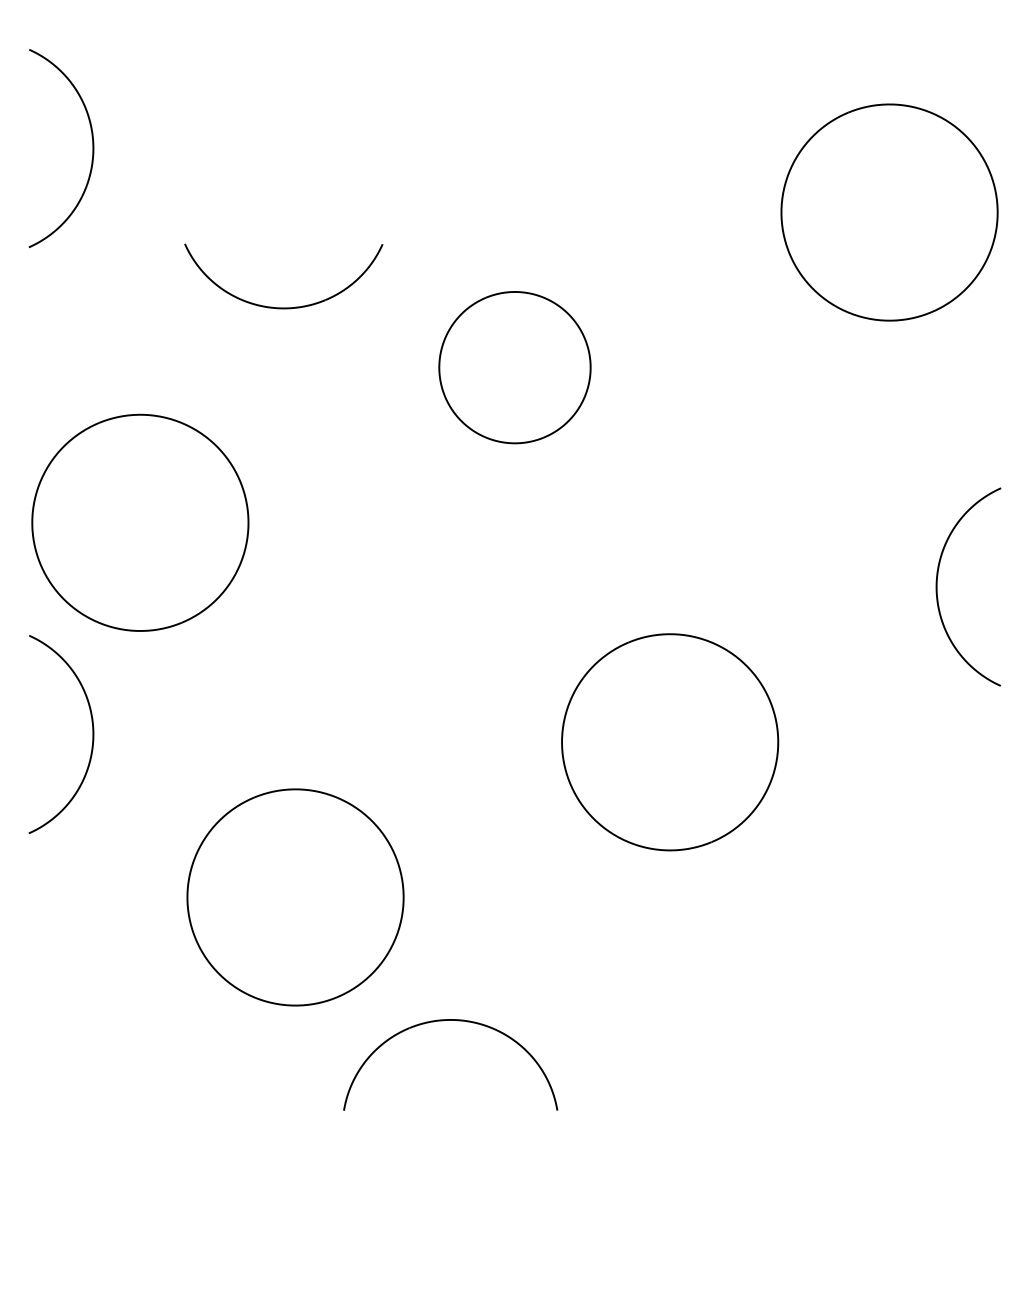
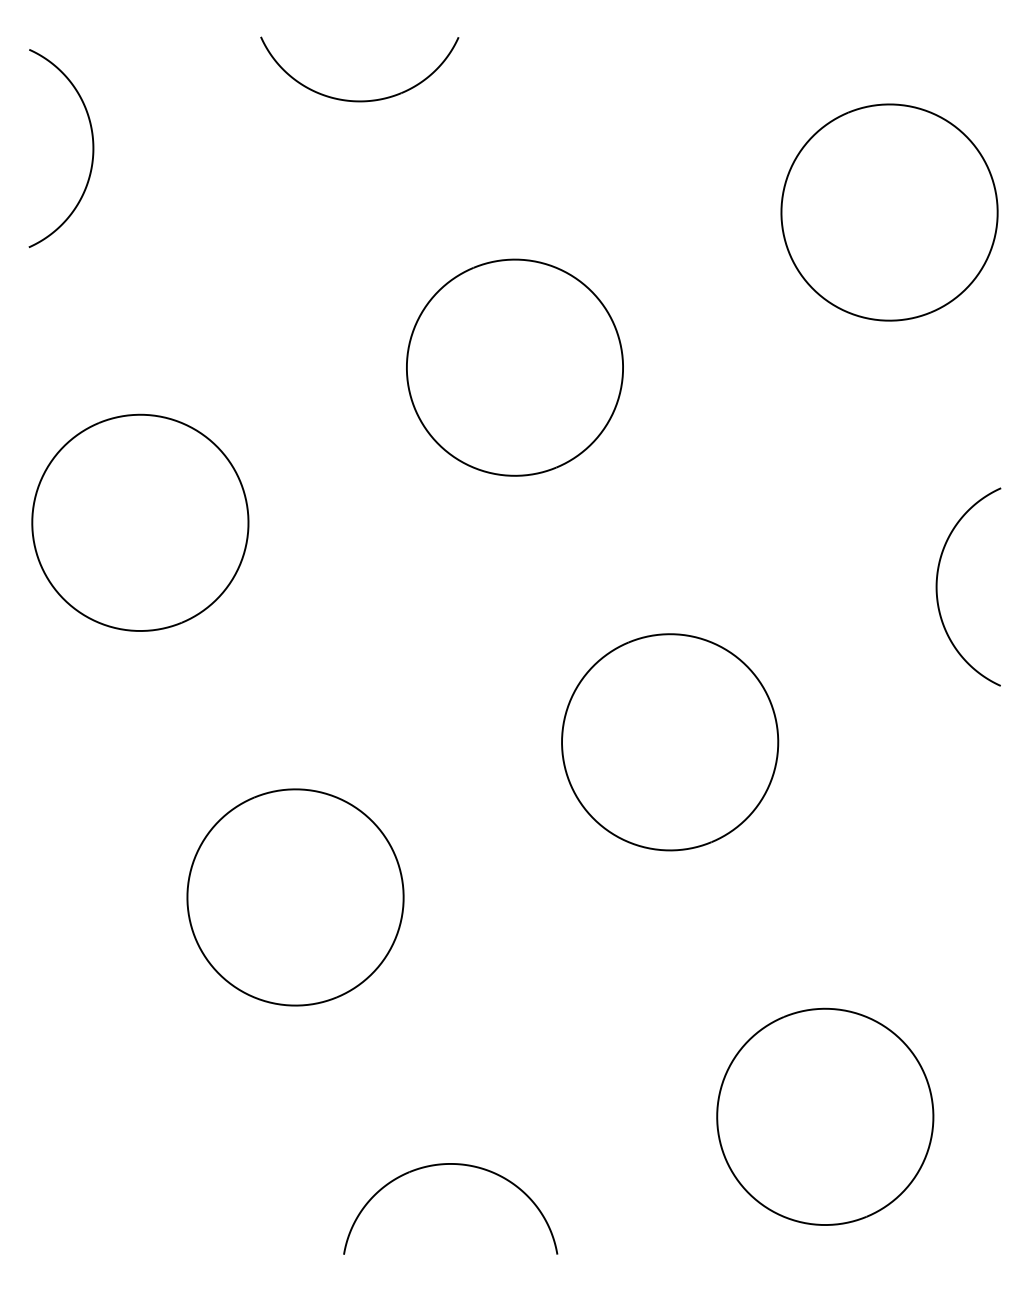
part position: (283, 307) -> (359, 100) (359, 100)
part size: 154x154 px -> 218x219 px (514, 367)
curve: present -> none (92, 734)
part position: (443, 1021) -> (443, 1165) (443, 1165)
part: none -> present (825, 1116)
